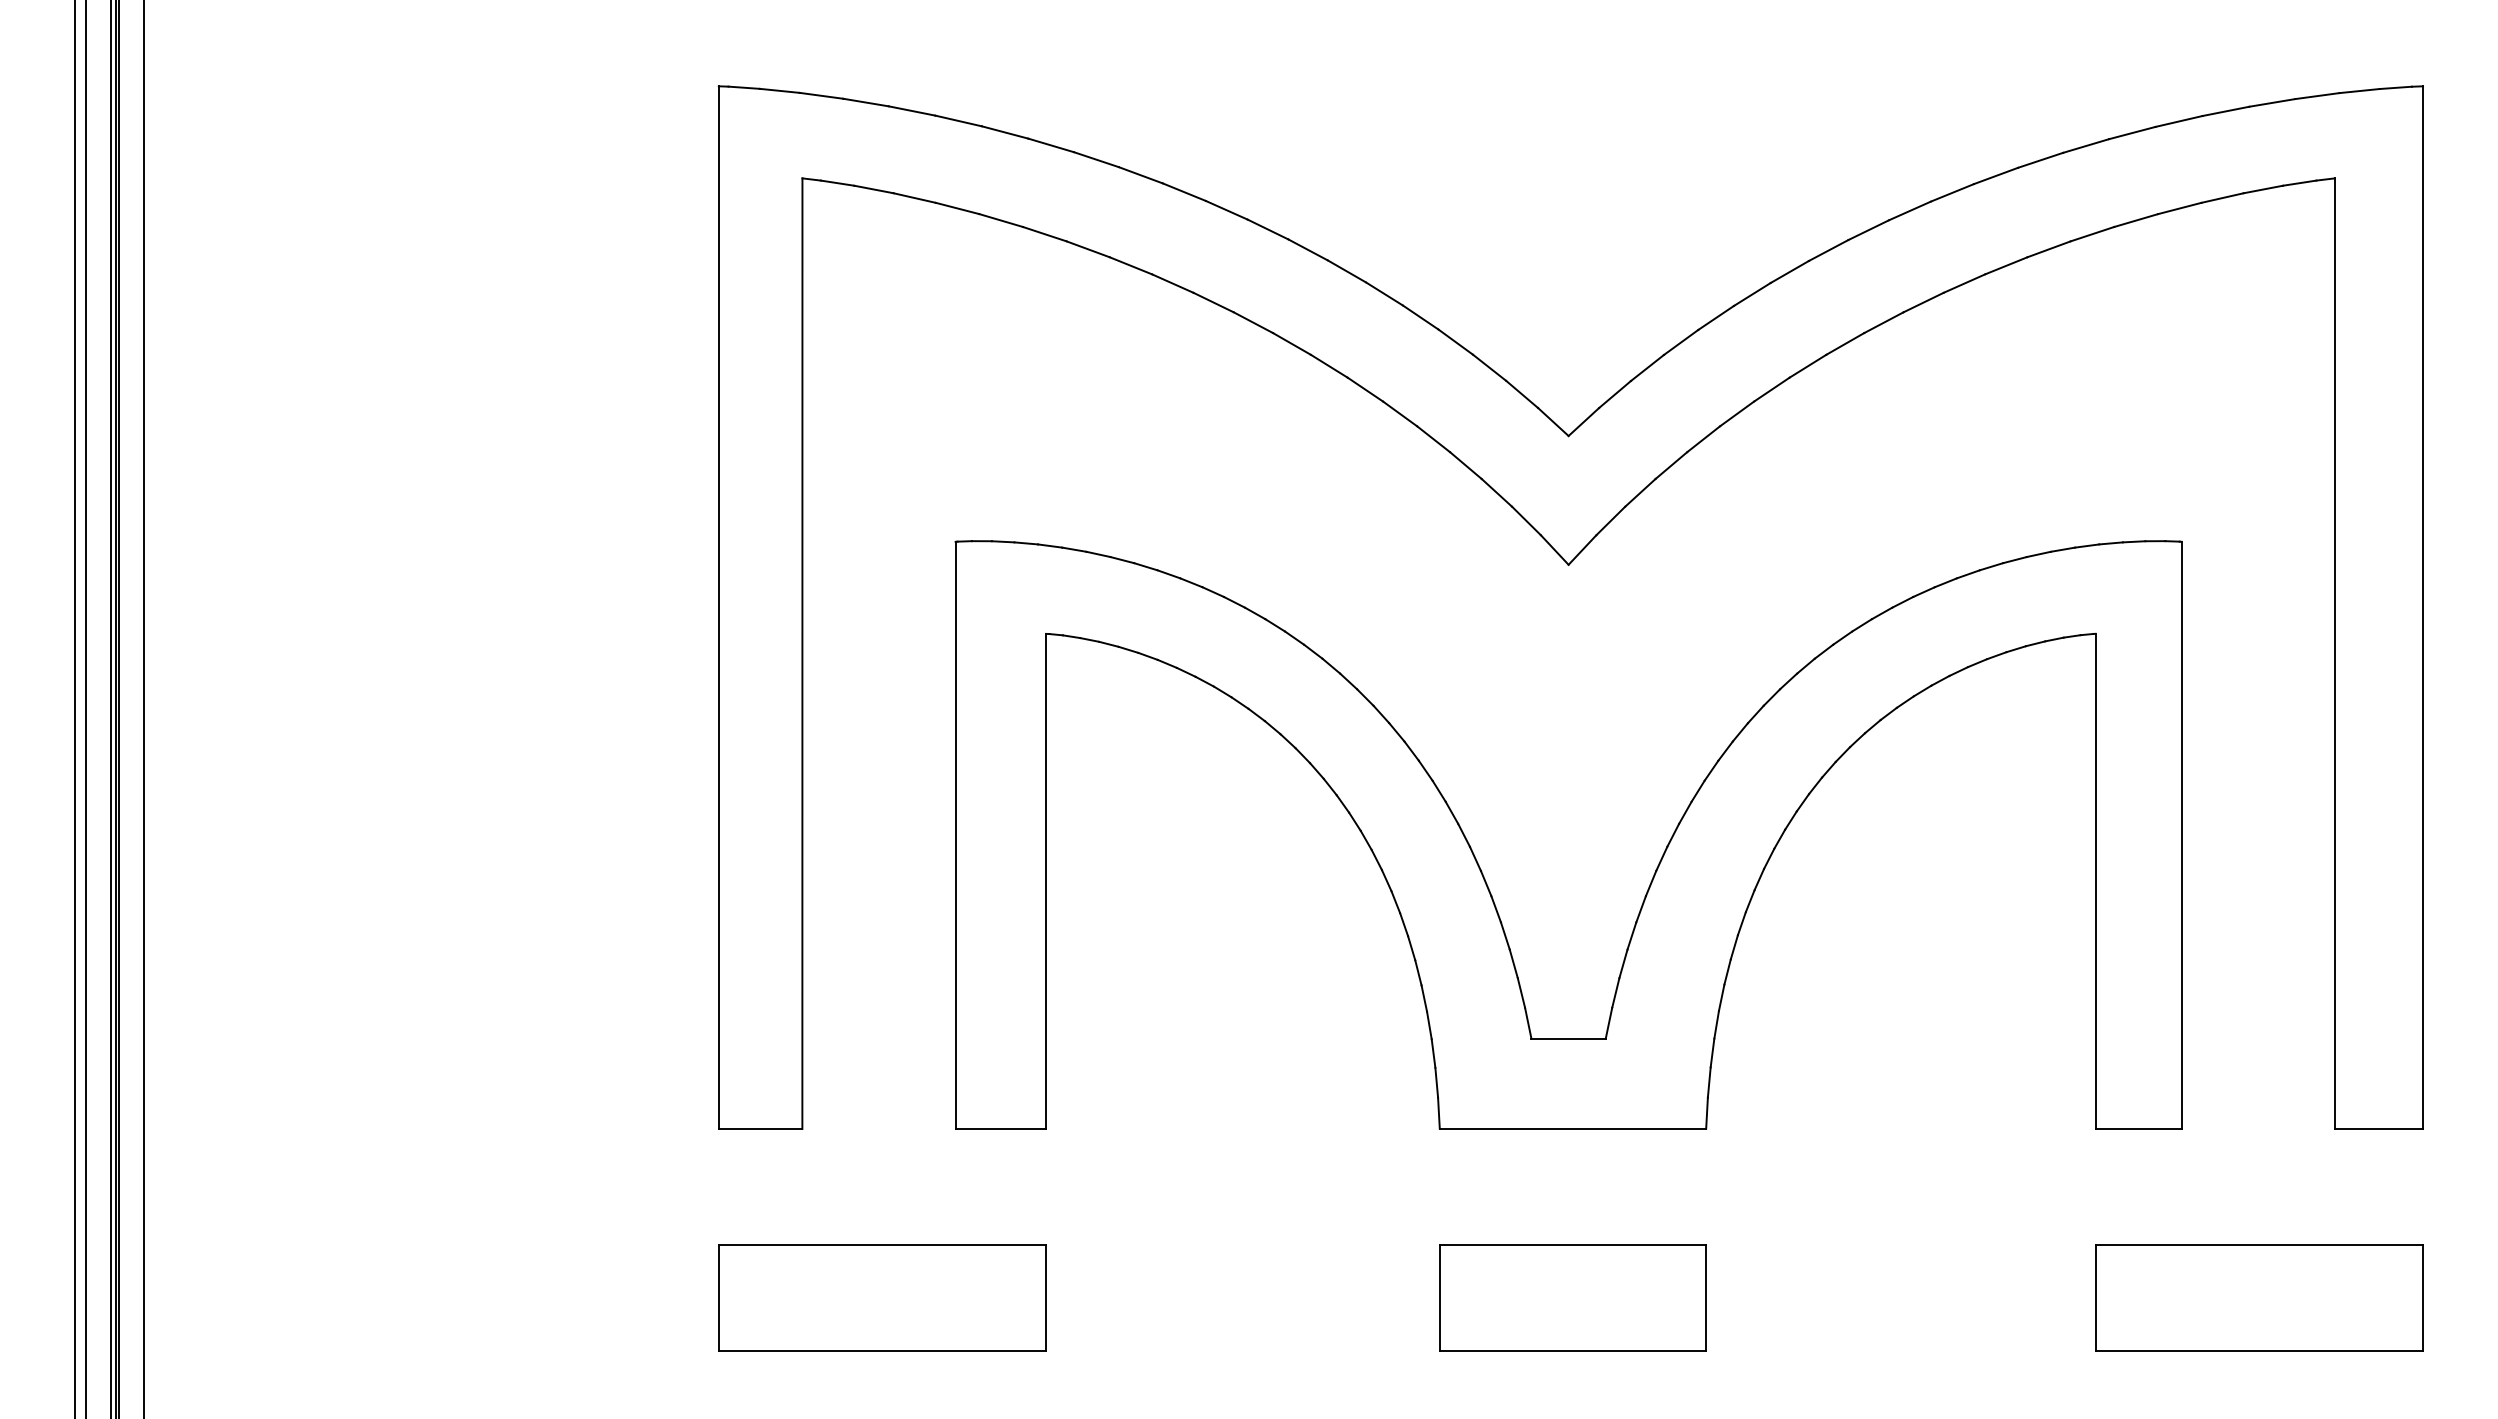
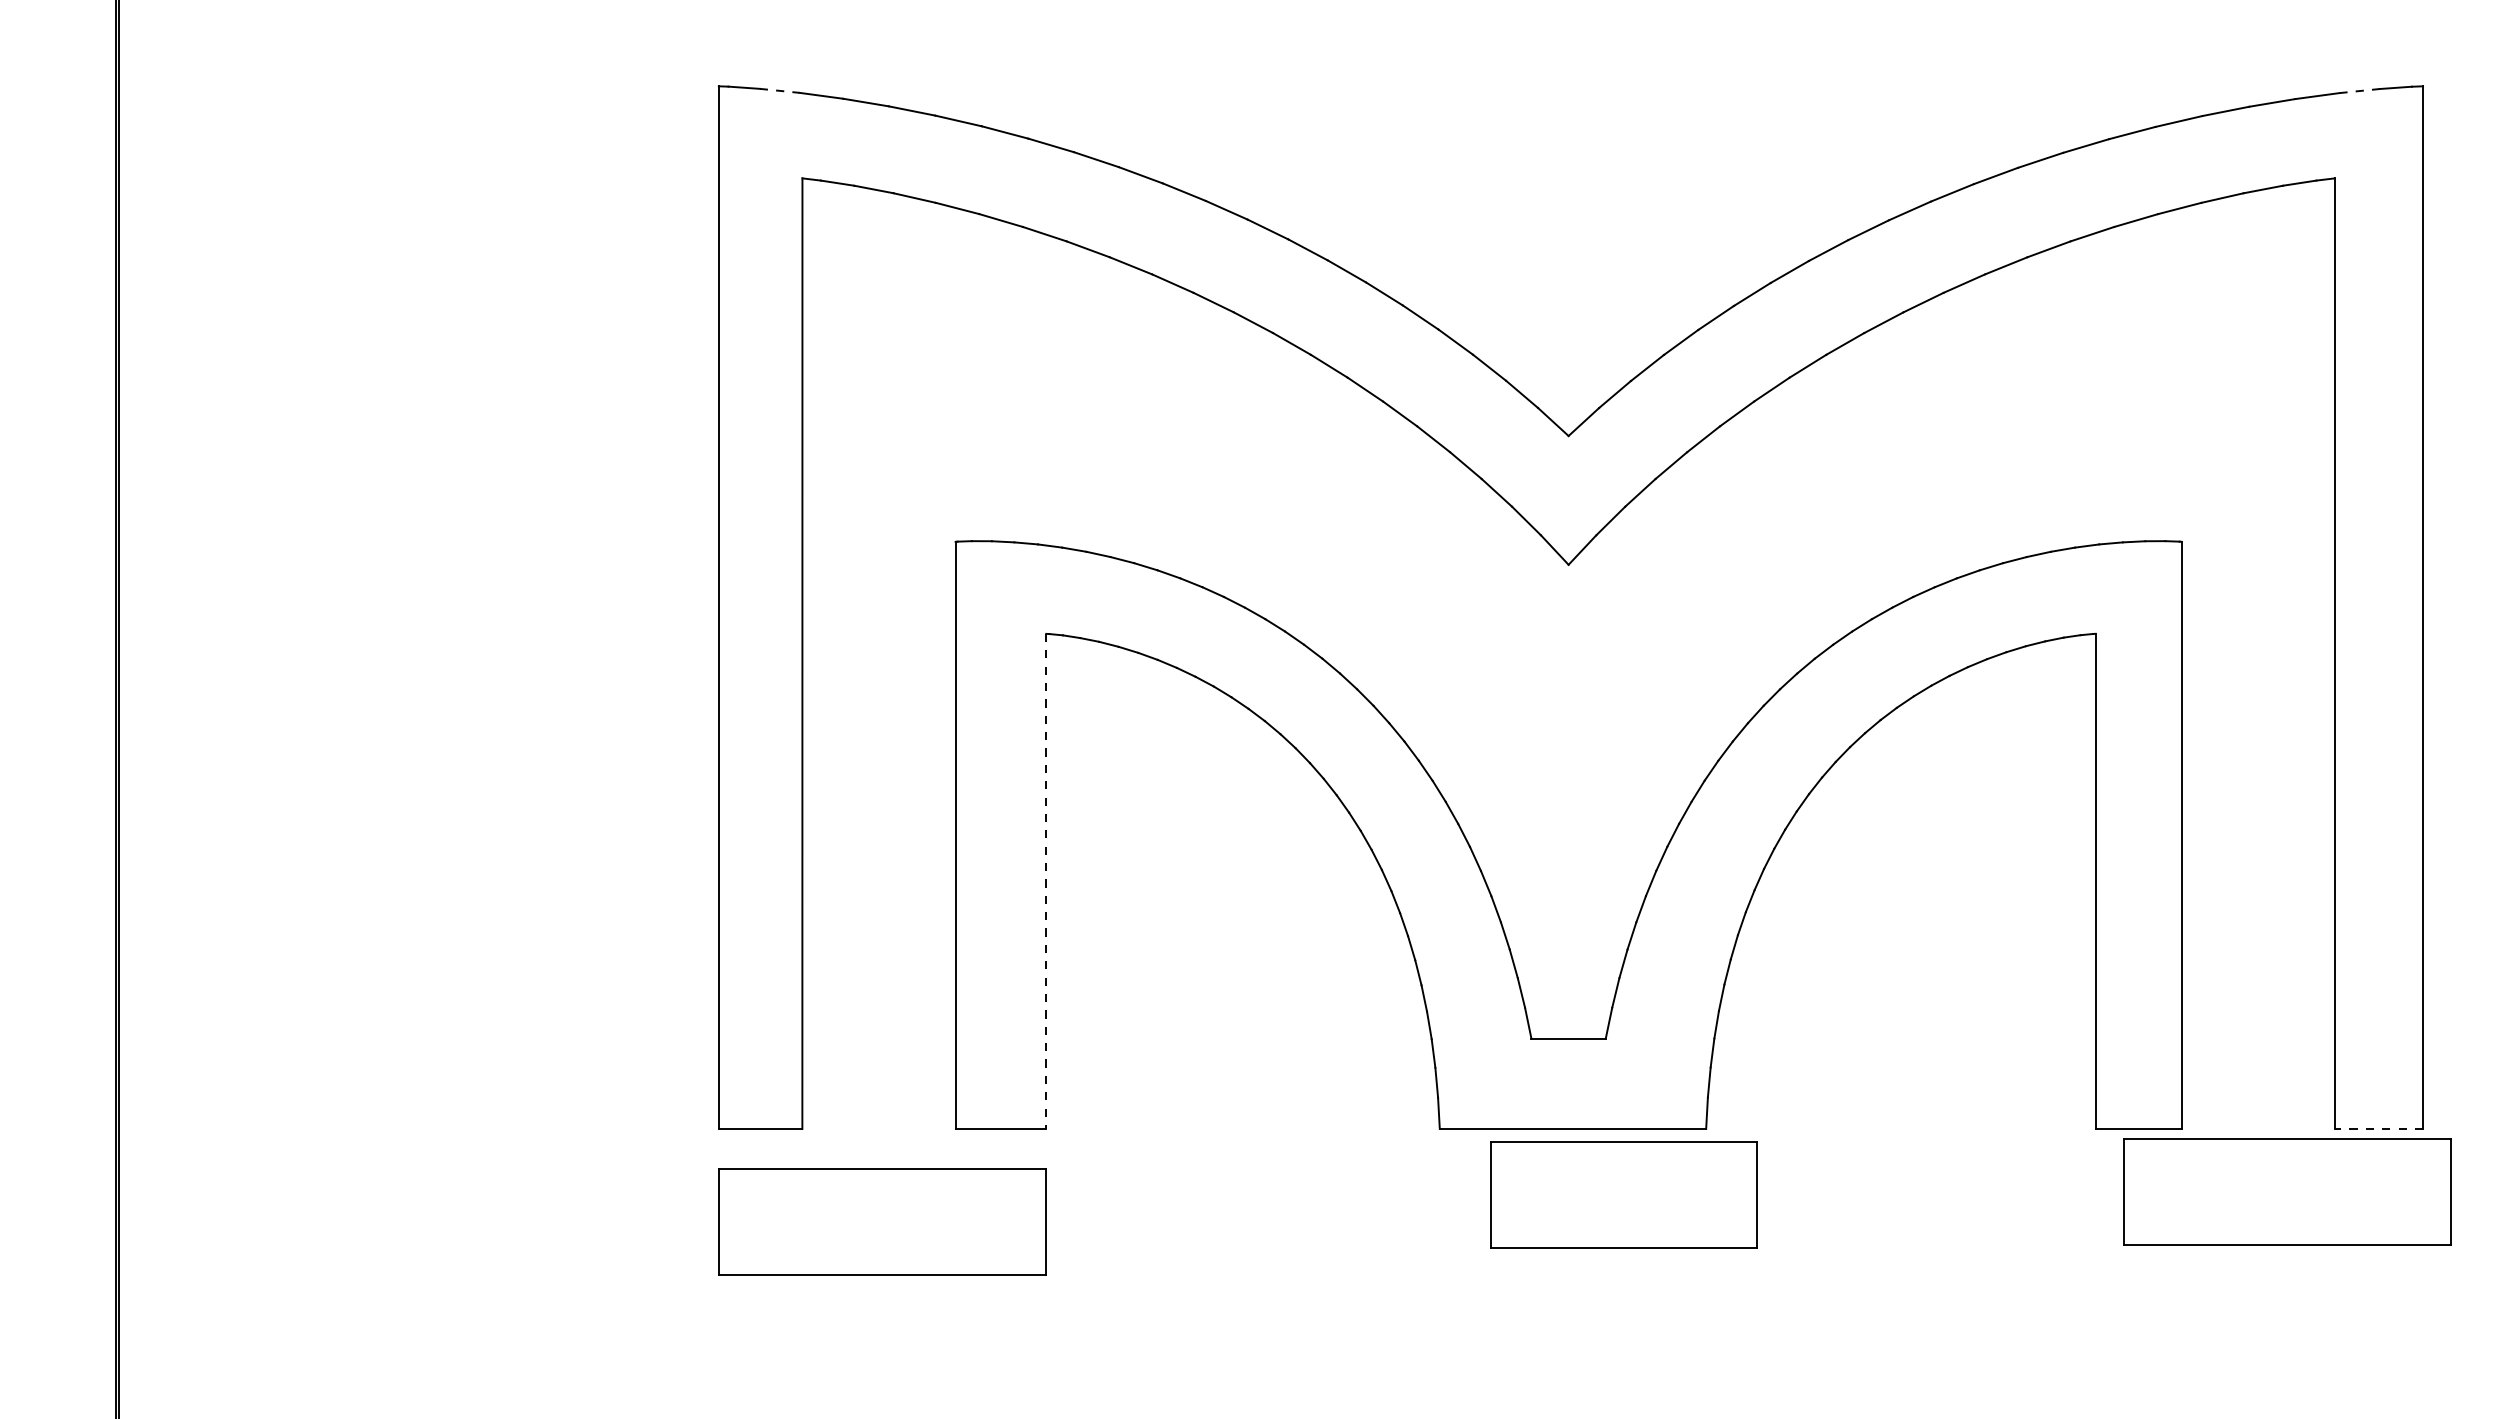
line: solid -> dashed (779, 90)
line: solid -> dashed (2360, 91)
line: present -> none (74, 708)
line: present -> none (86, 708)
line: present -> none (111, 708)
line: present -> none (143, 708)
line: solid -> dashed (1046, 881)
line: solid -> dashed (2378, 1128)
part position: (882, 1297) -> (882, 1221) (882, 1221)
part position: (1572, 1297) -> (1623, 1194) (1623, 1194)
part position: (2259, 1297) -> (2287, 1191) (2287, 1191)
